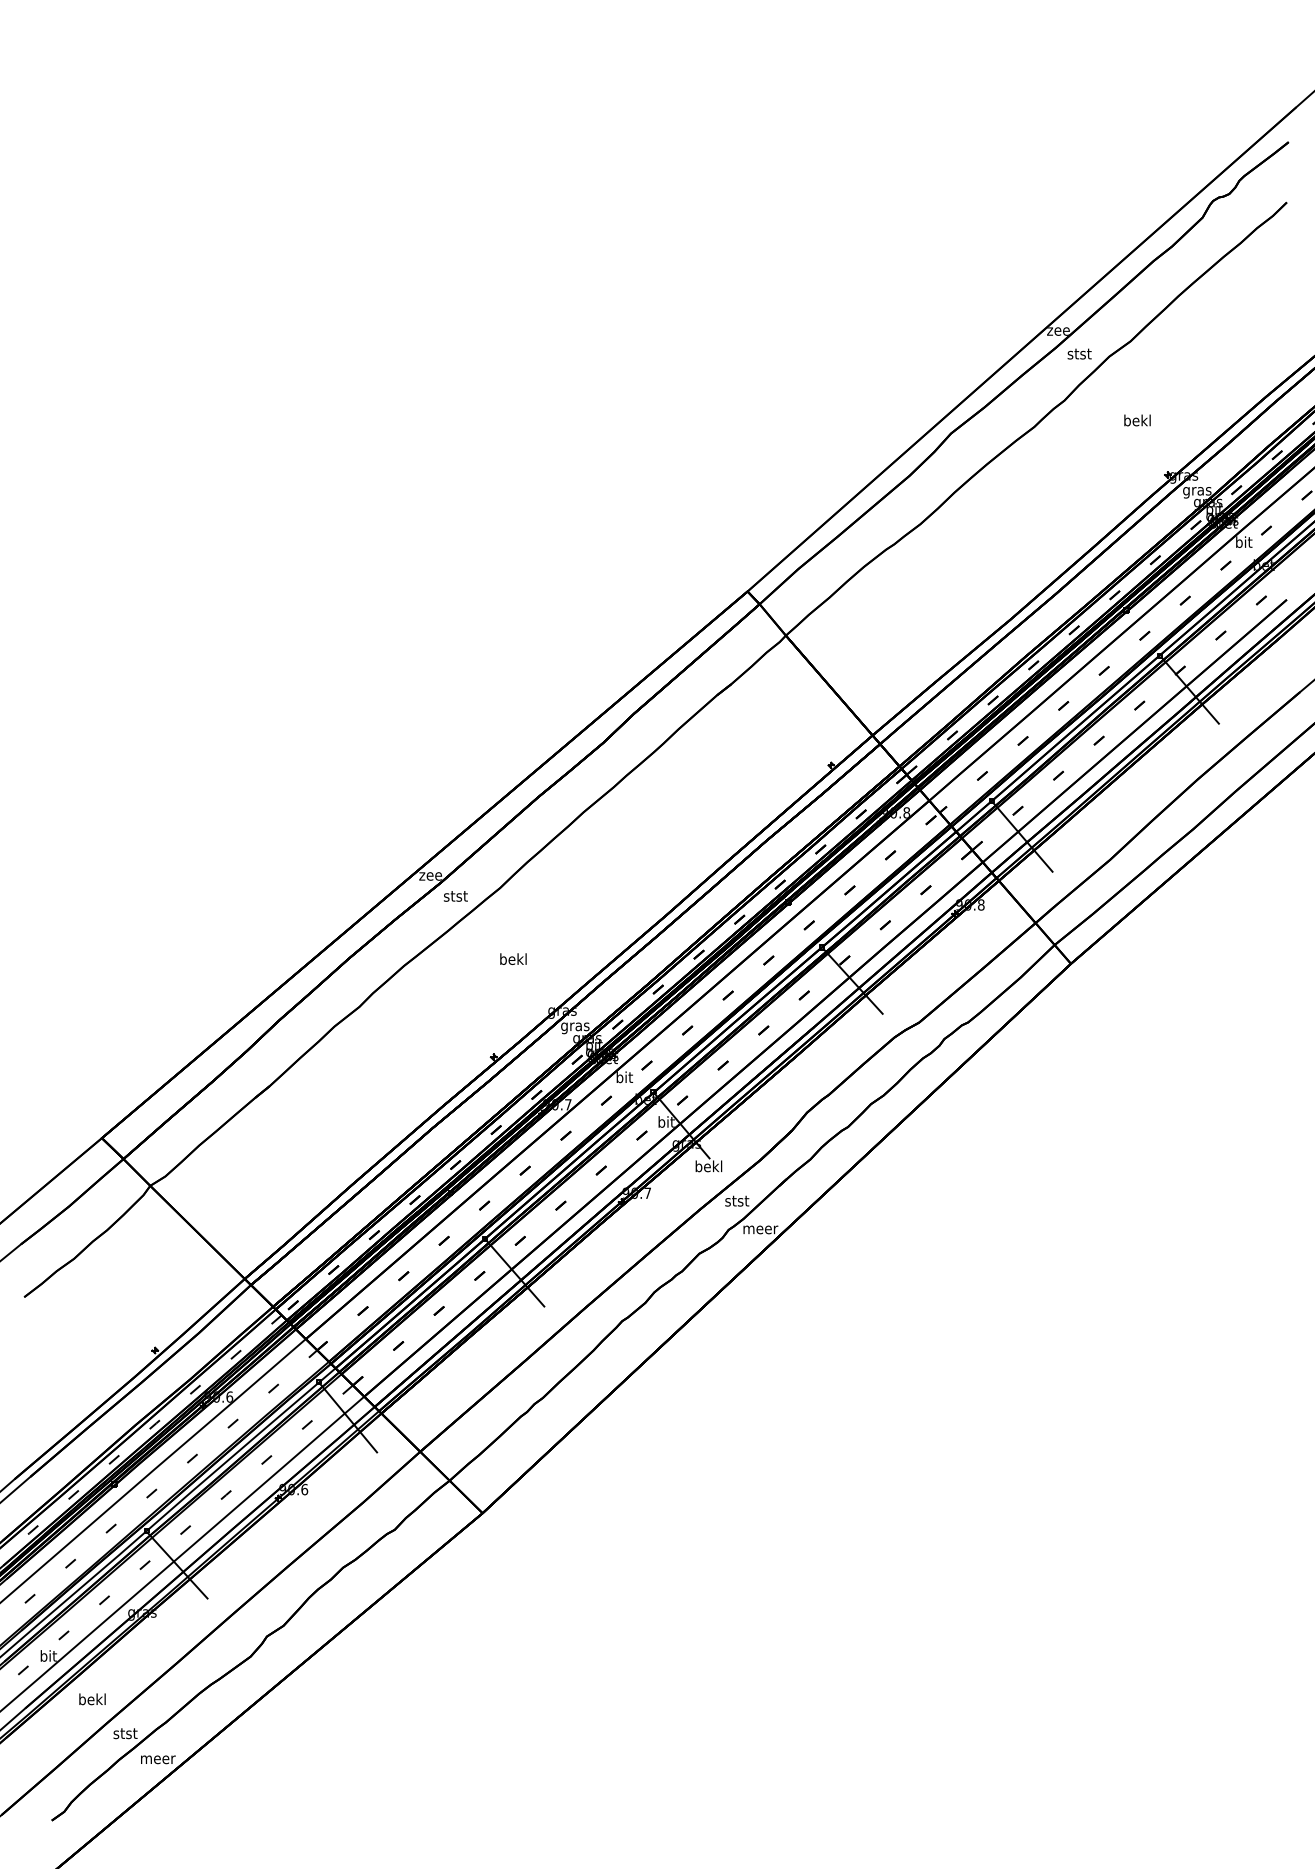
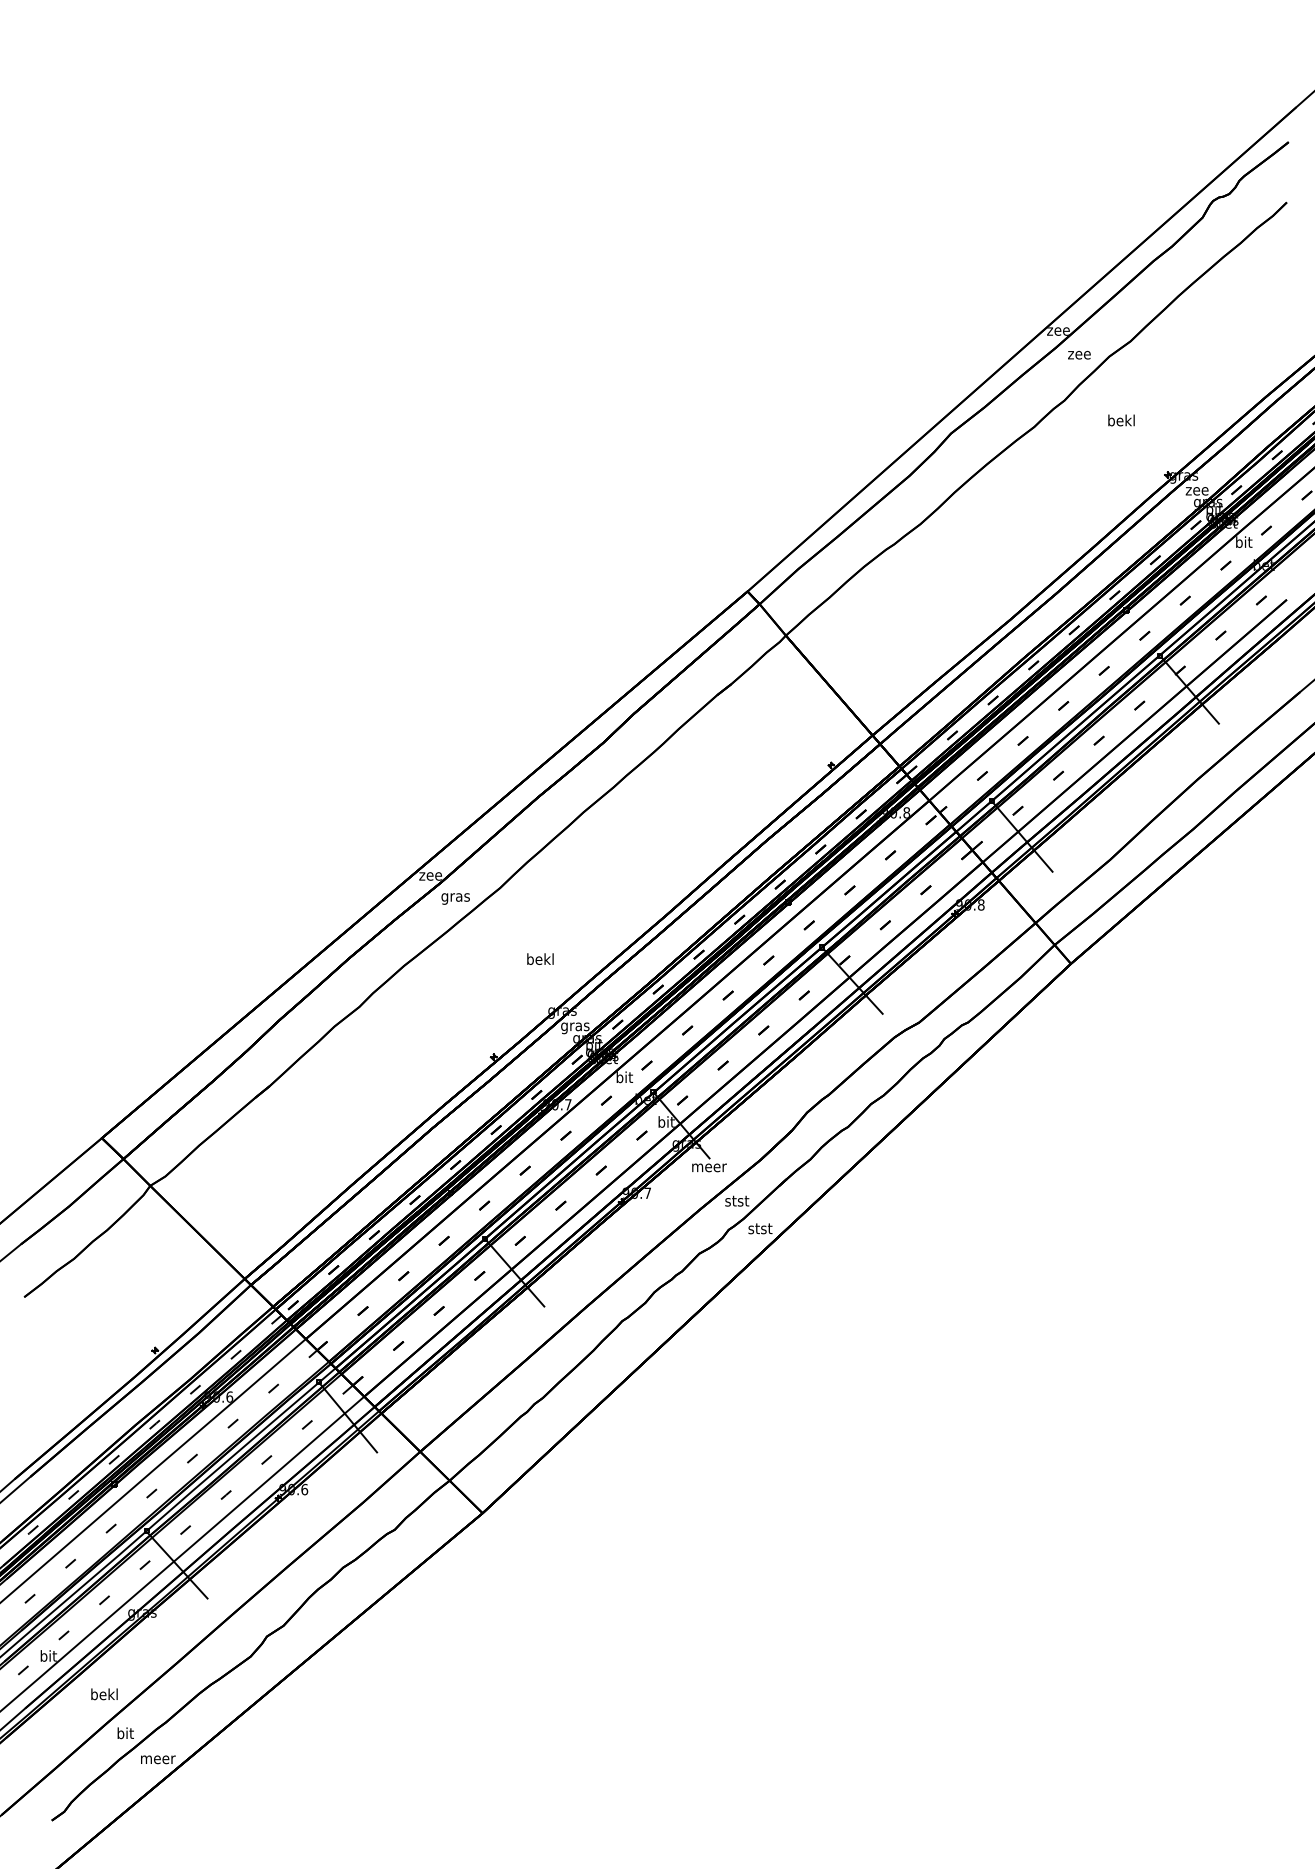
text: stst -> zee (1079, 353)
text position: (1137, 420) -> (1121, 420) (1121, 420)
text: gras -> zee (1197, 492)
text: stst -> gras (455, 897)
text position: (513, 958) -> (540, 958) (540, 958)
text: bekl -> meer (709, 1166)
text: meer -> stst (760, 1228)
text position: (92, 1699) -> (104, 1694) (104, 1694)
text: stst -> bit (125, 1733)
